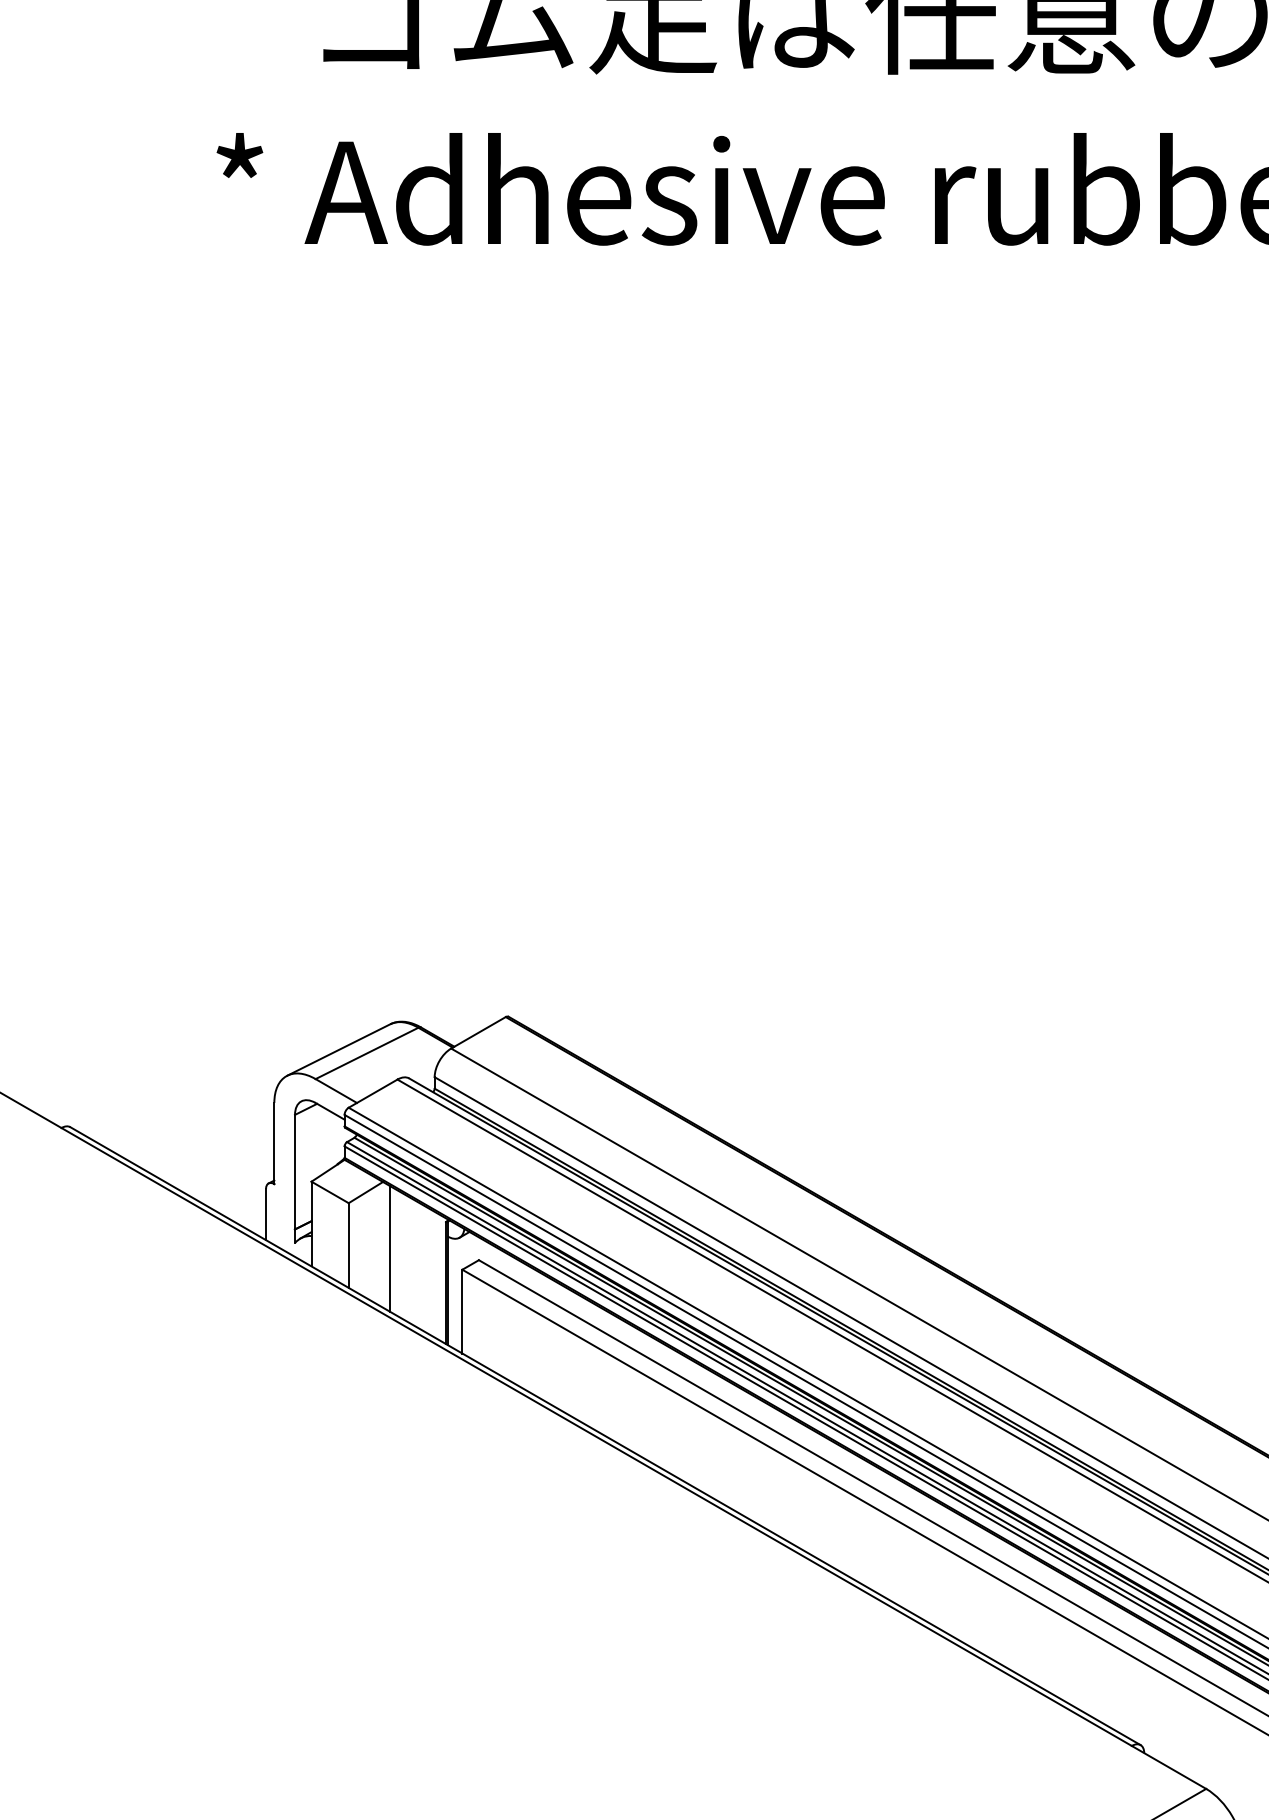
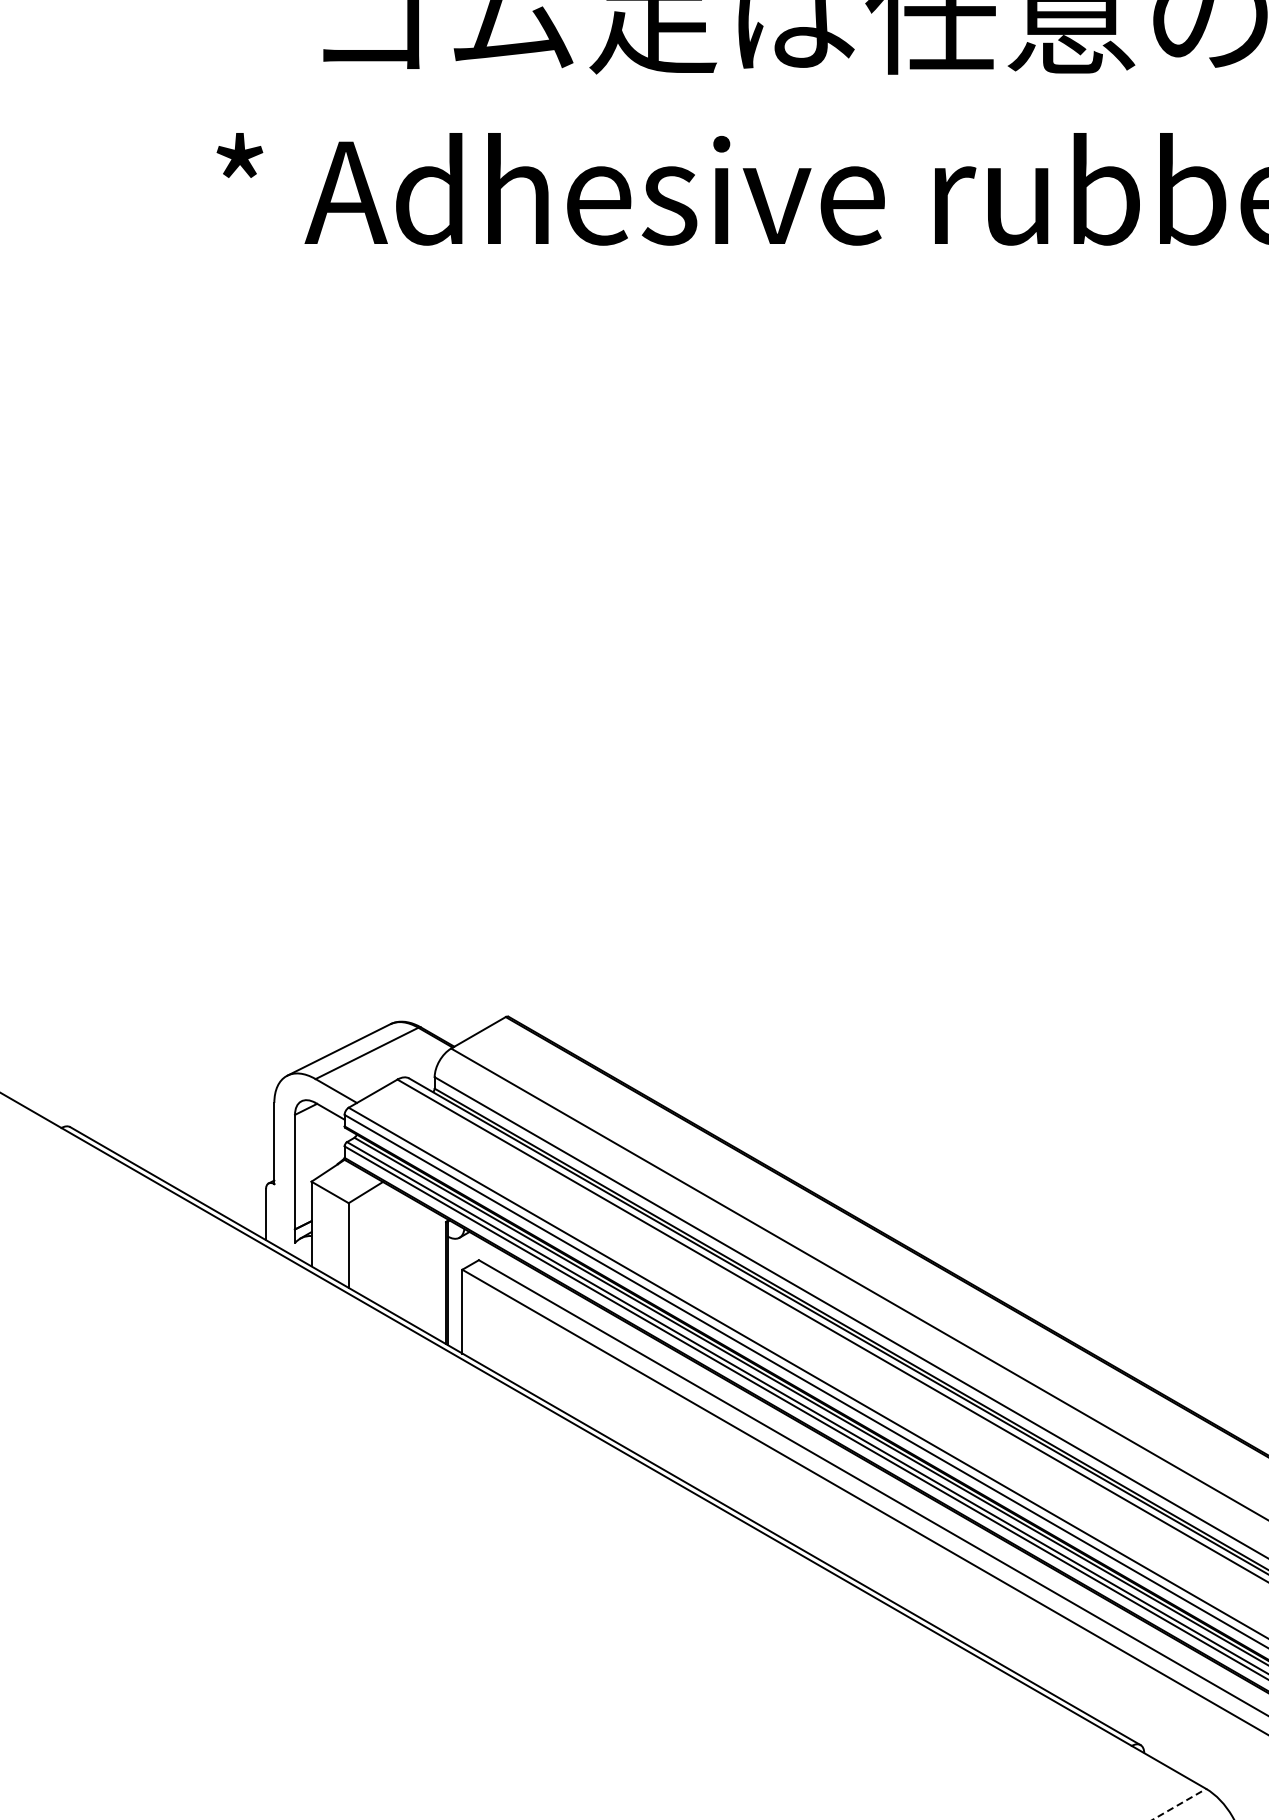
line: present -> none (390, 1248)
line: solid -> dashed (1179, 1804)
